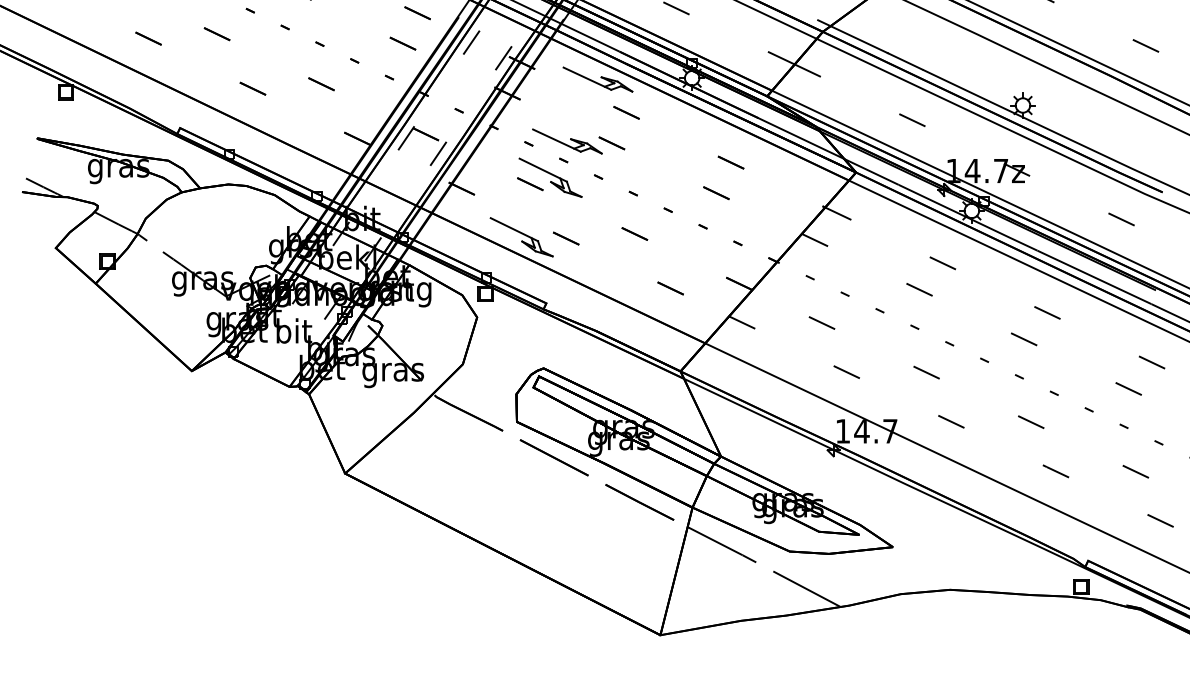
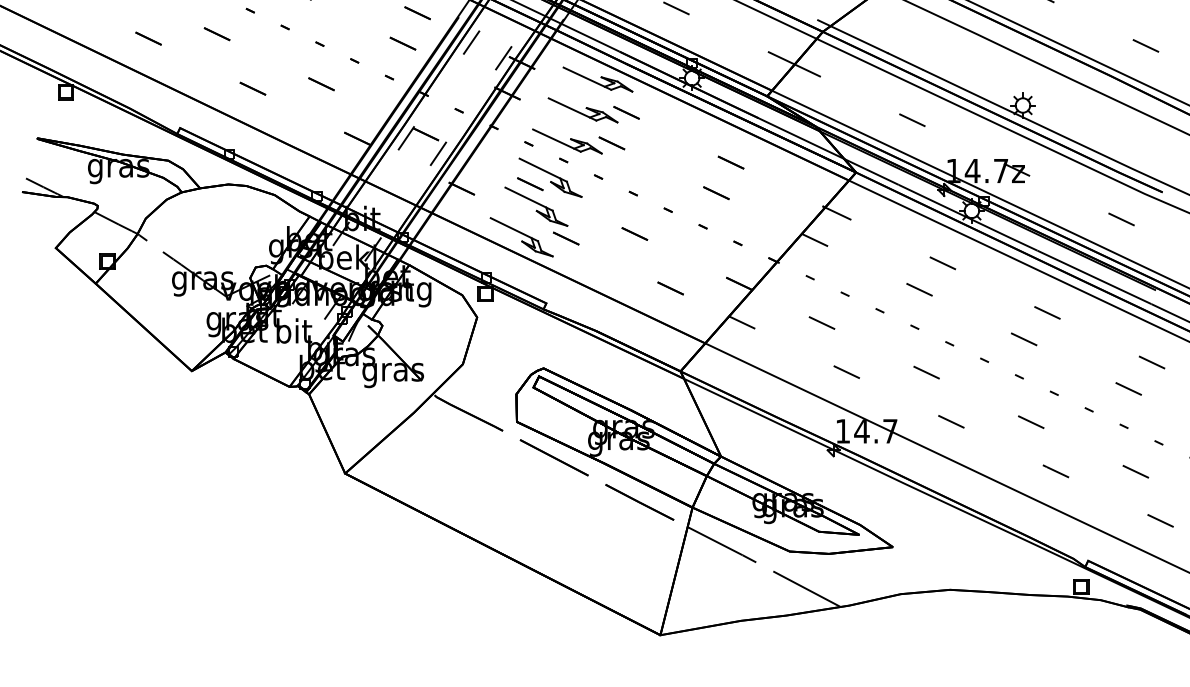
part: none -> present (582, 110)
part: none -> present (536, 206)
